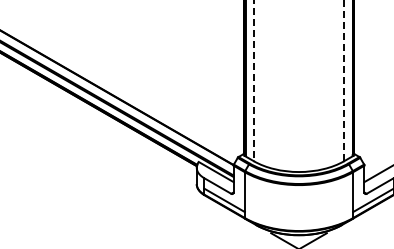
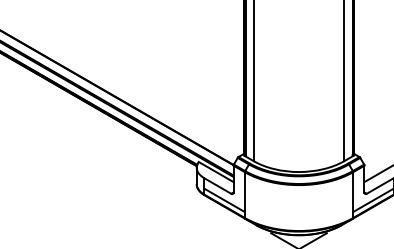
line: dashed -> solid (344, 80)
line: dashed -> solid (253, 81)
